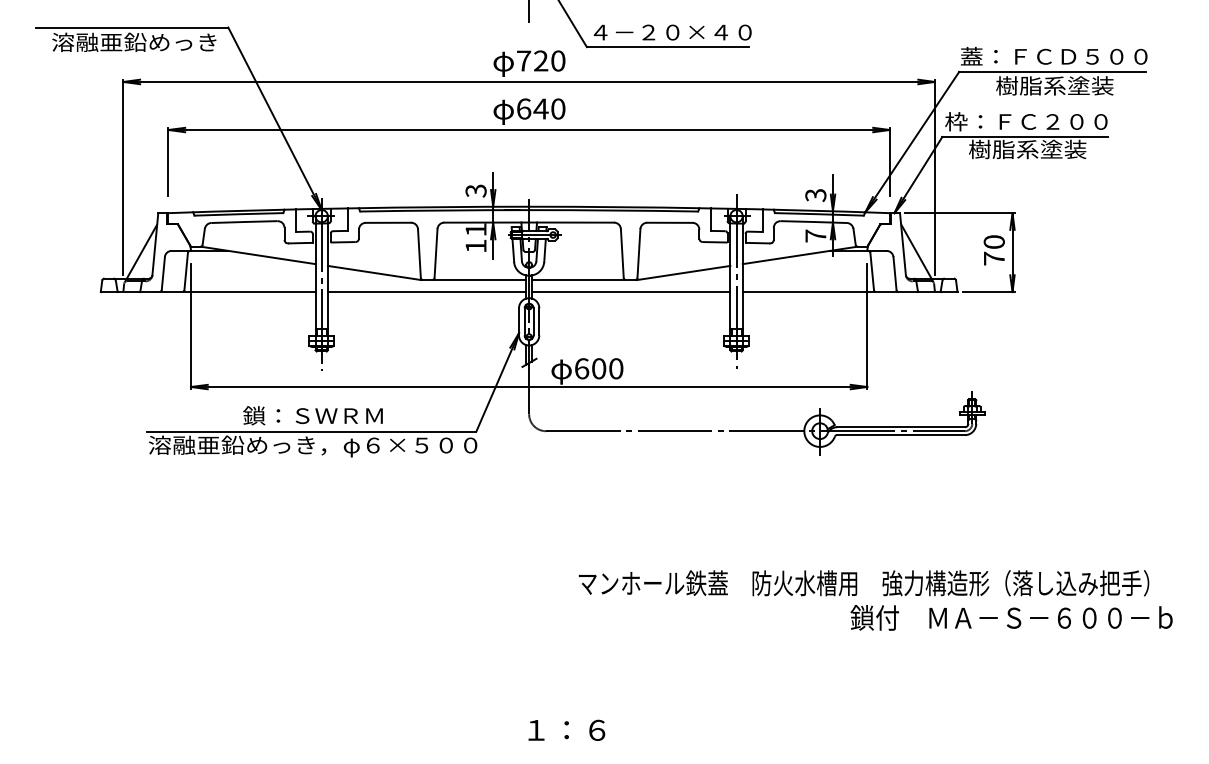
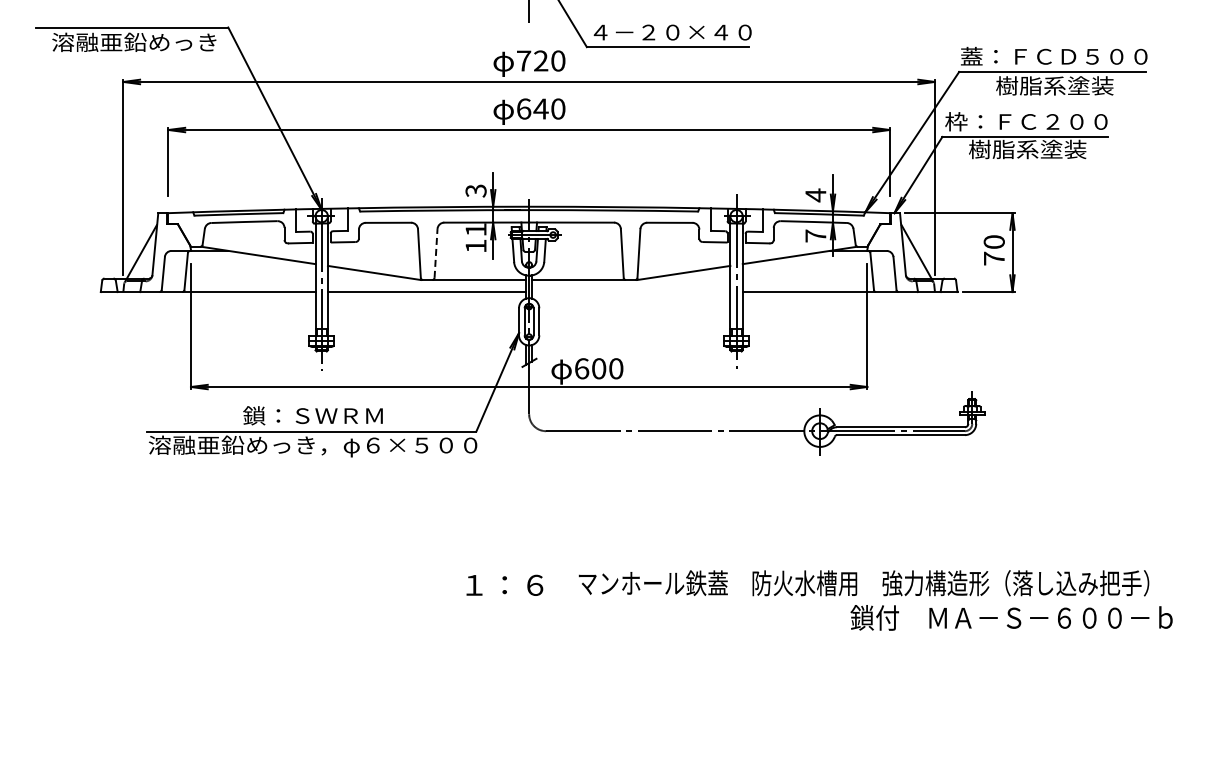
text: 3 -> 4 (815, 195)
line: solid -> dashed (436, 252)
line: present -> none (630, 292)
text position: (566, 729) -> (504, 584) (504, 584)
